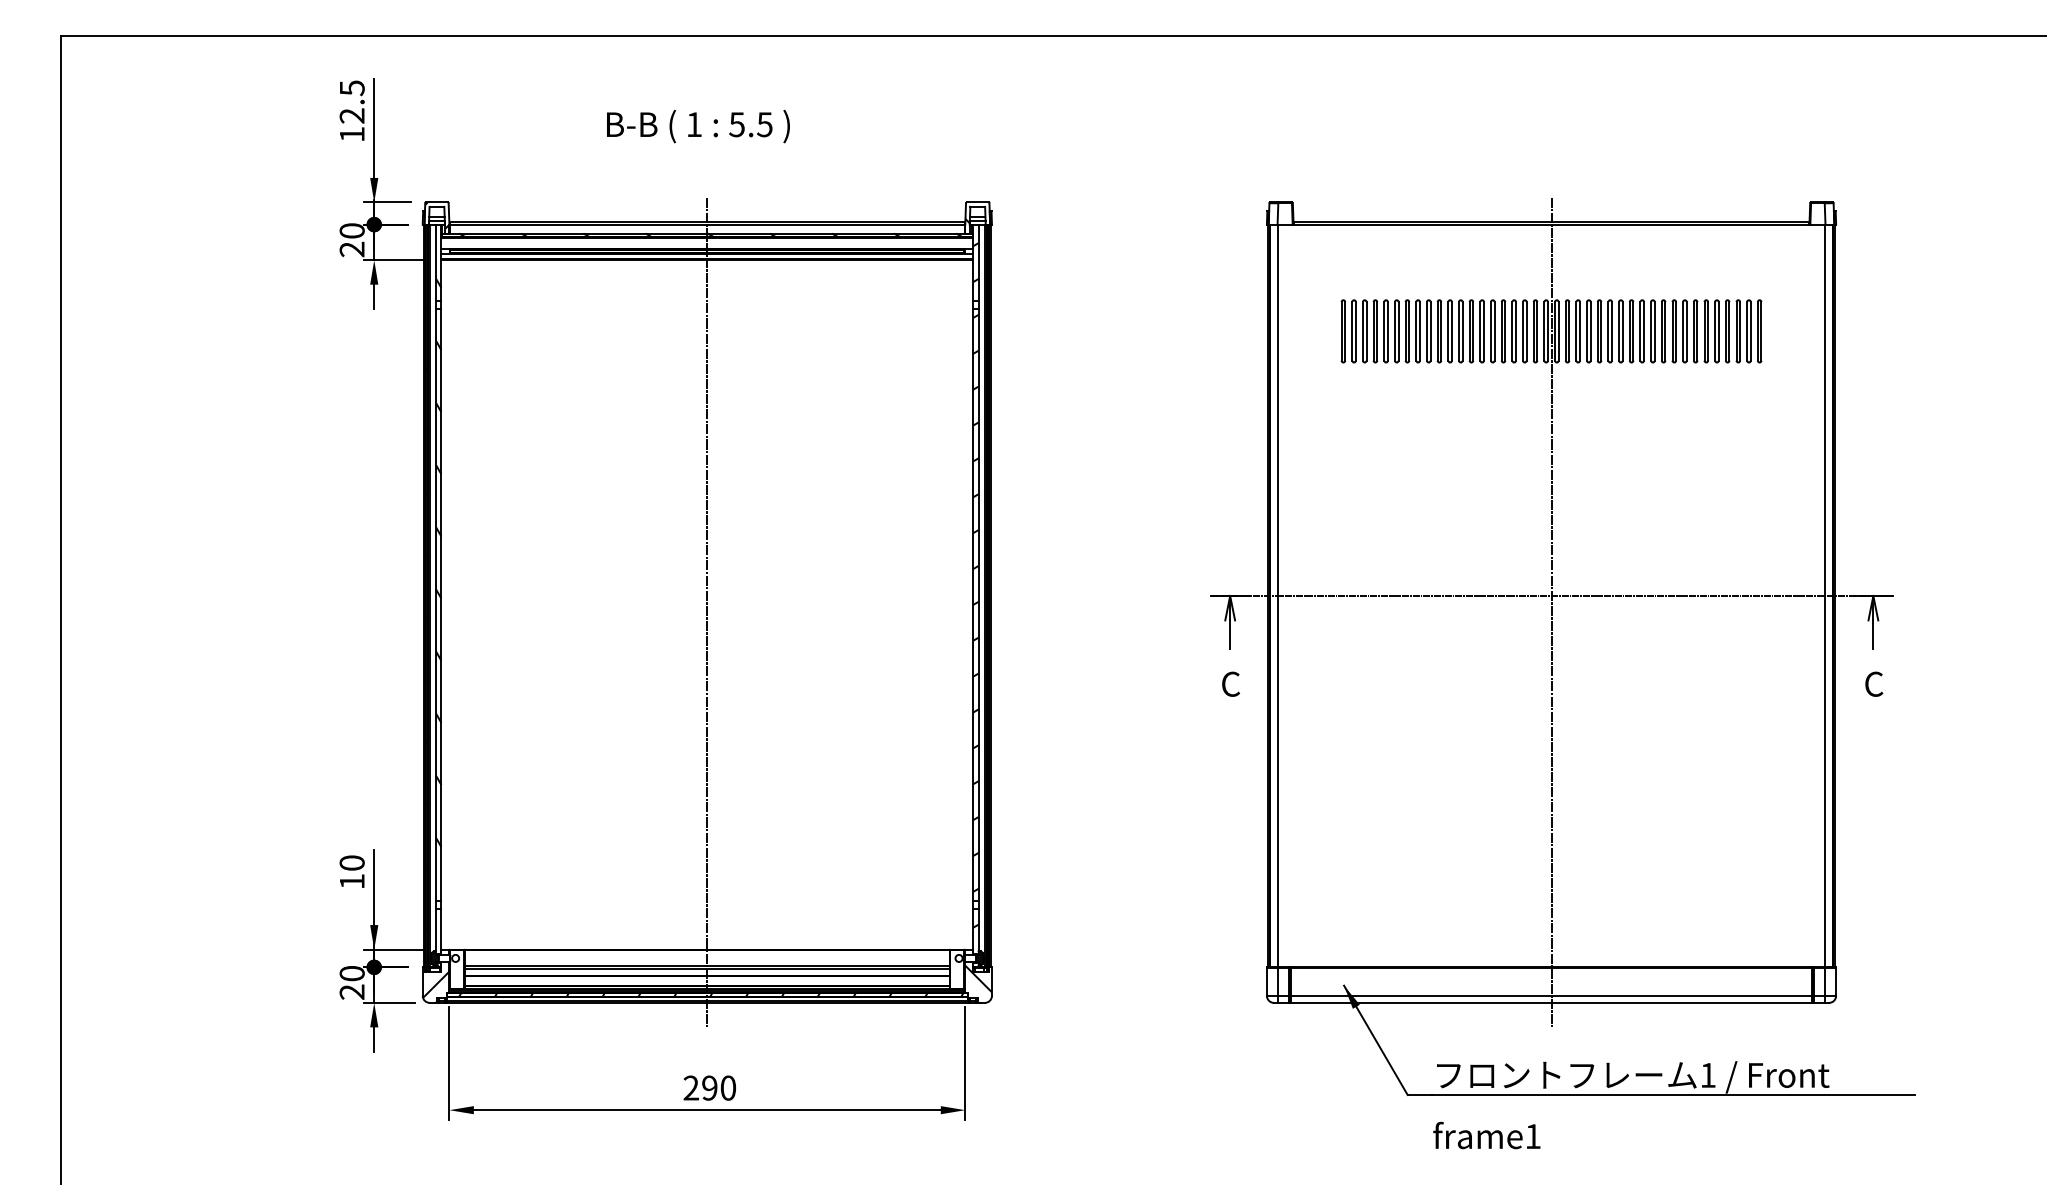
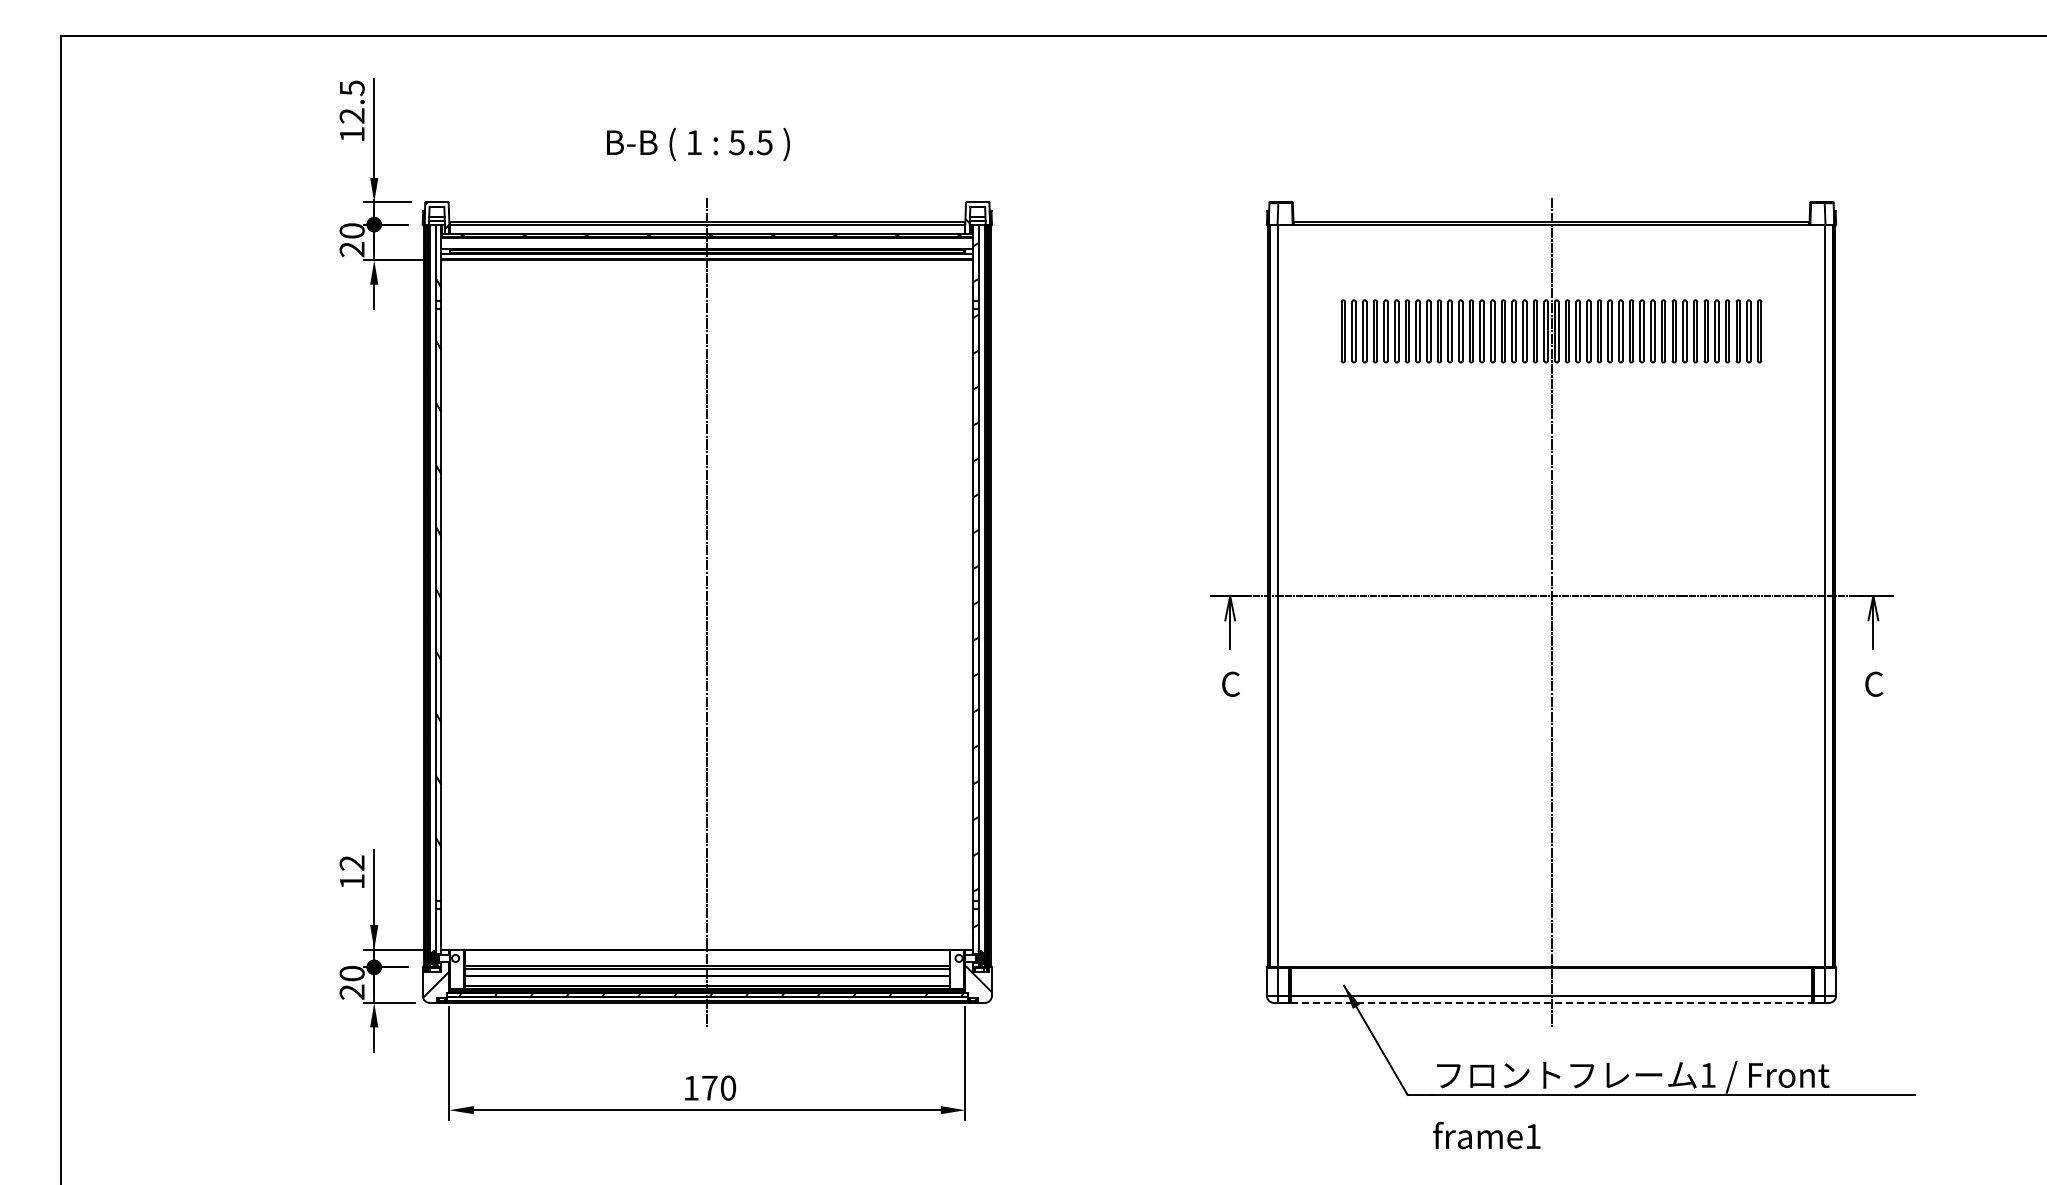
text position: (698, 126) -> (698, 144) (698, 144)
text: 10 -> 12 (351, 862)
line: solid -> dashed (1551, 1002)
text: 290 -> 170 (700, 1087)
